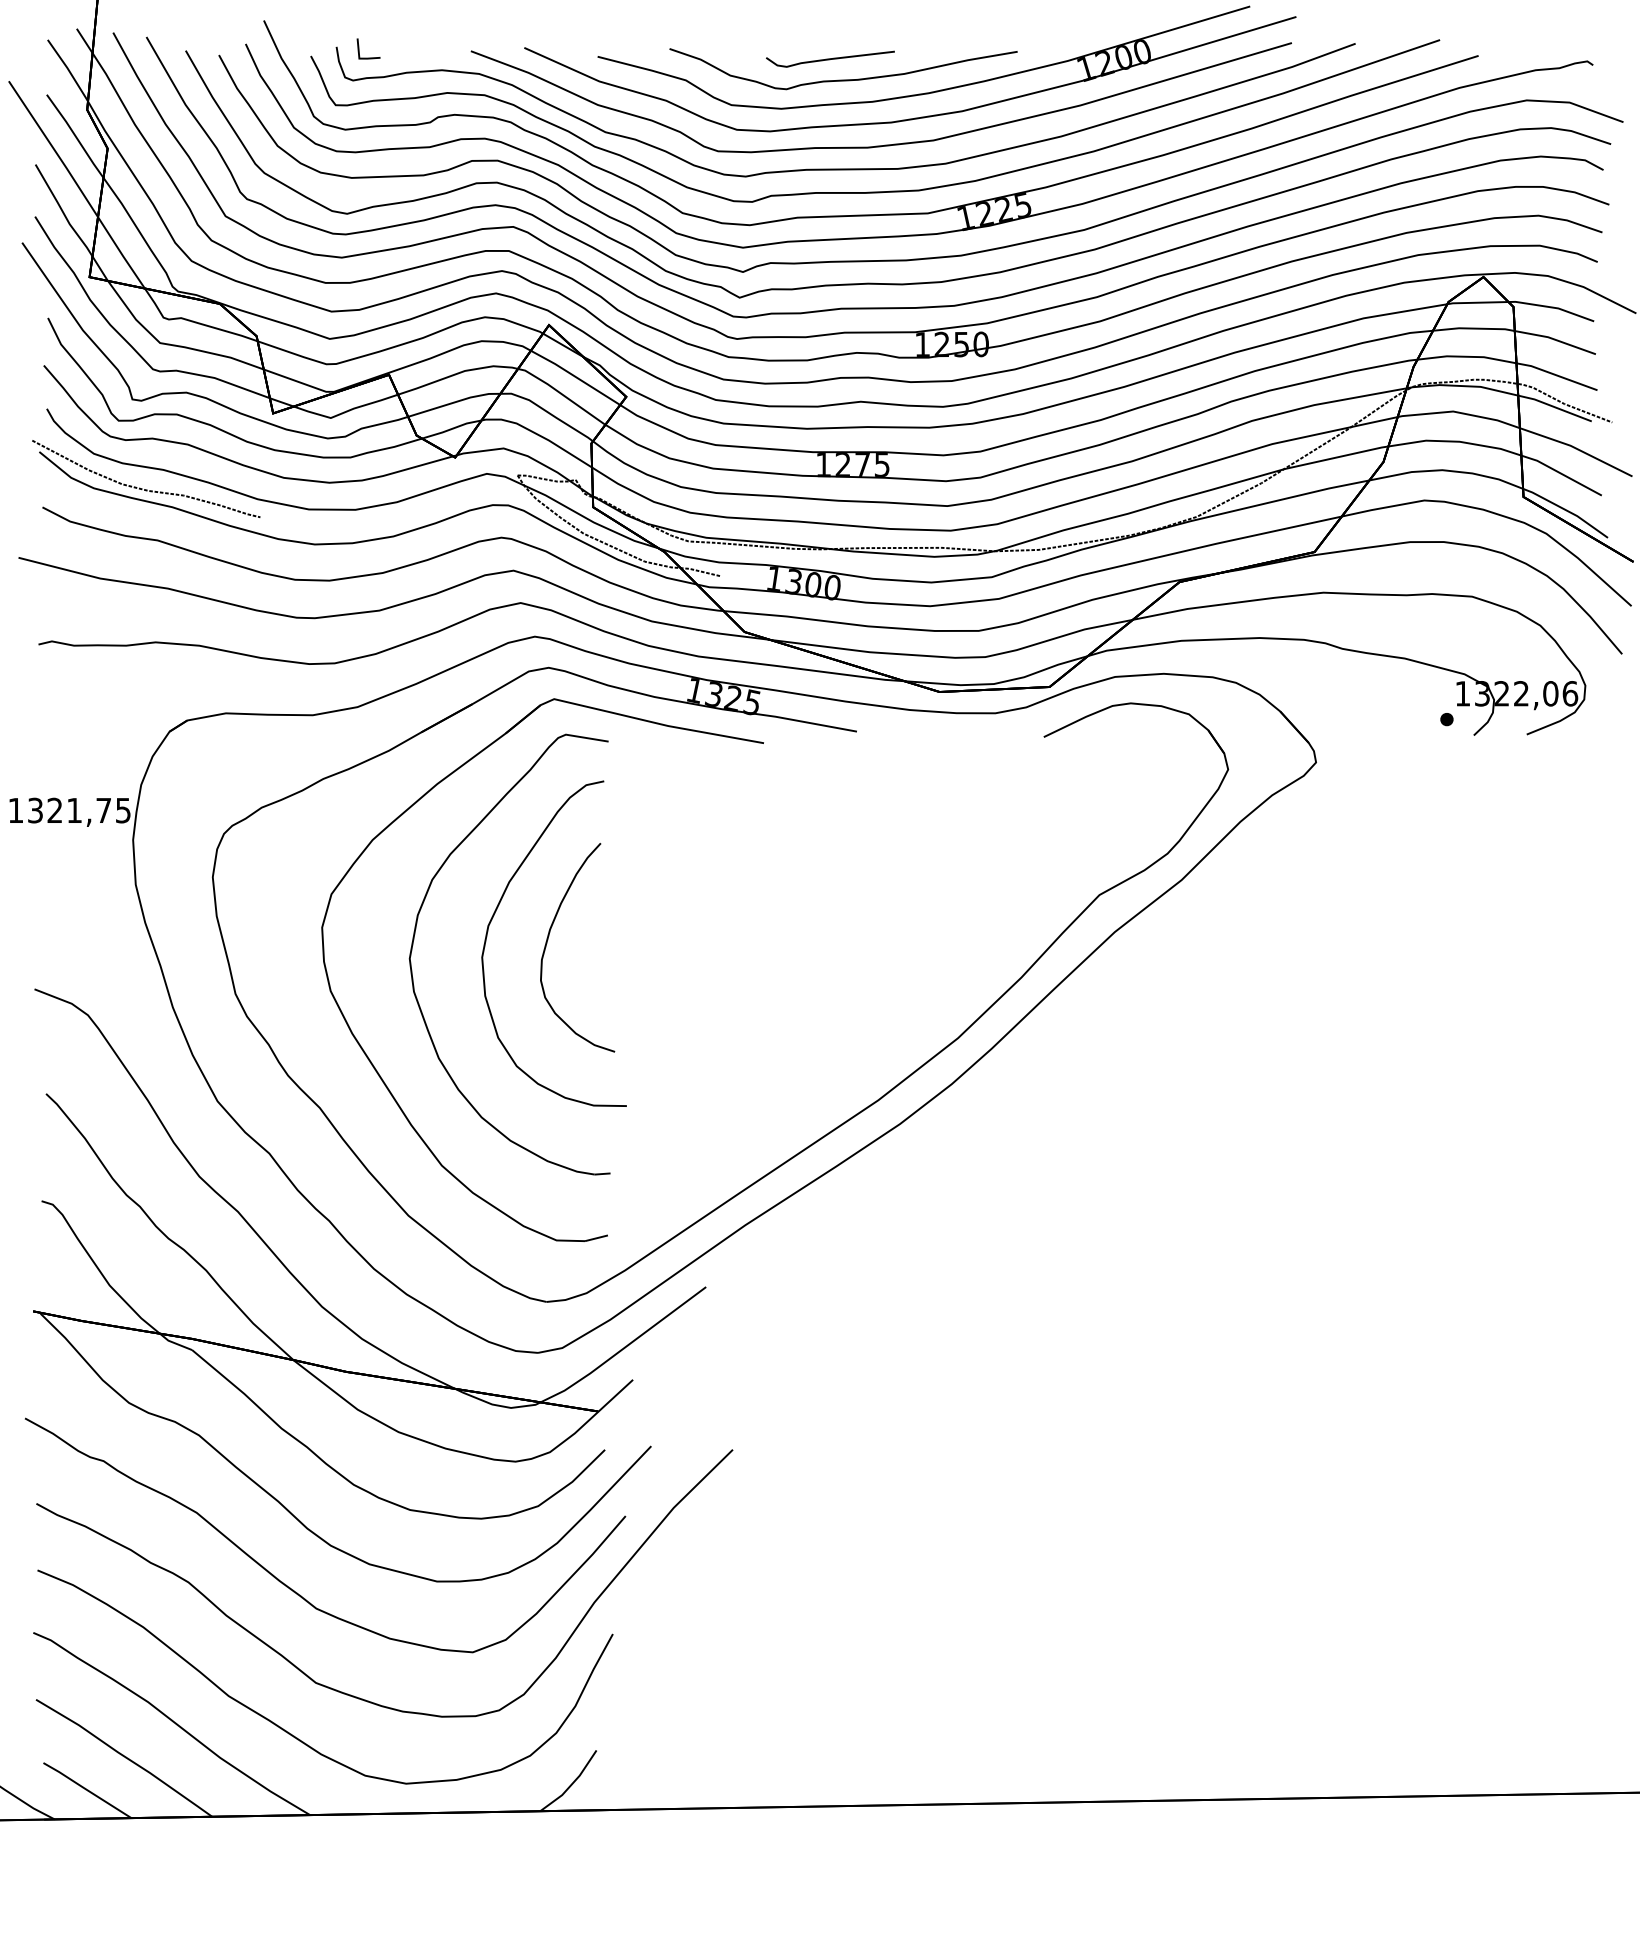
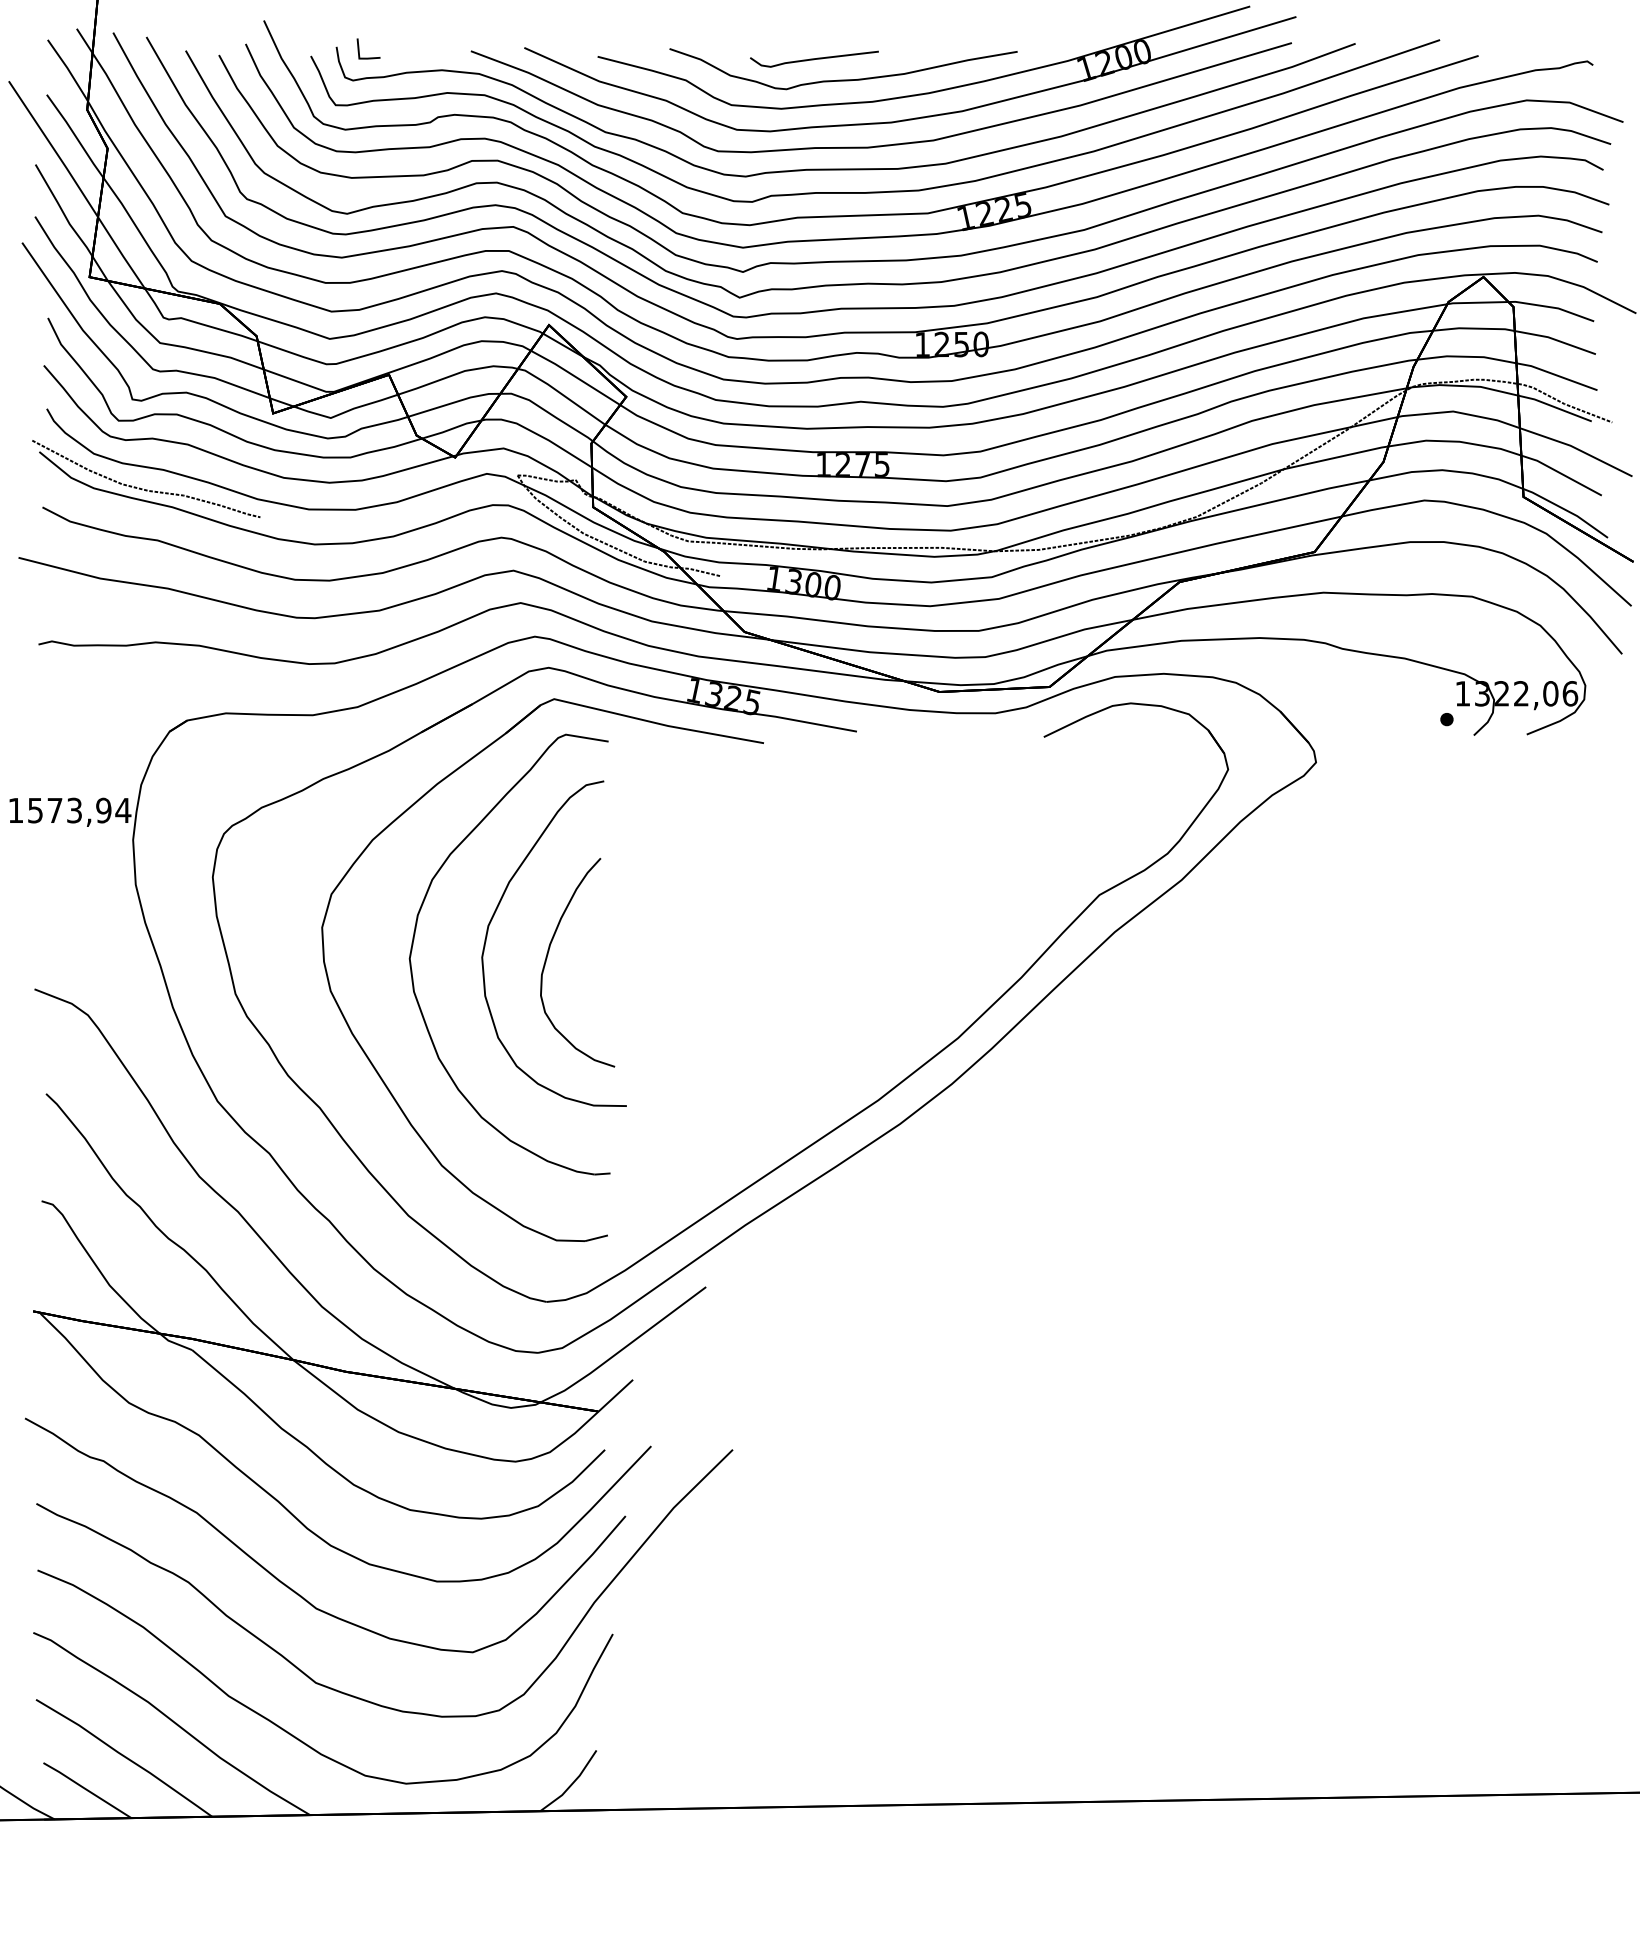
part position: (830, 58) -> (814, 58) (814, 58)
text: 1321,75 -> 1573,94 (79, 810)
curve position: (548, 940) -> (548, 955) (548, 955)
